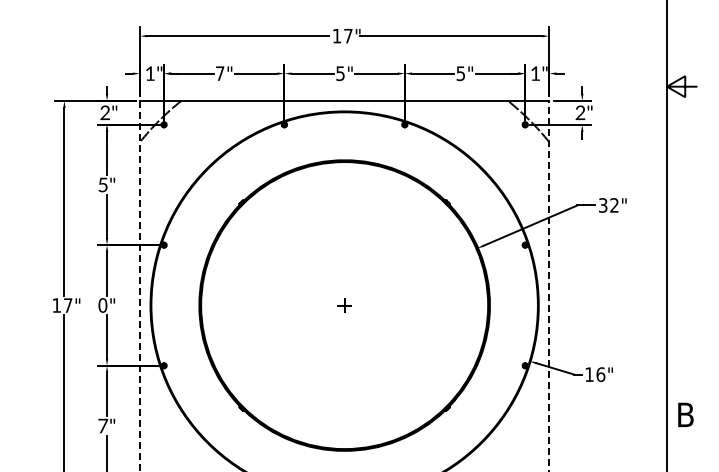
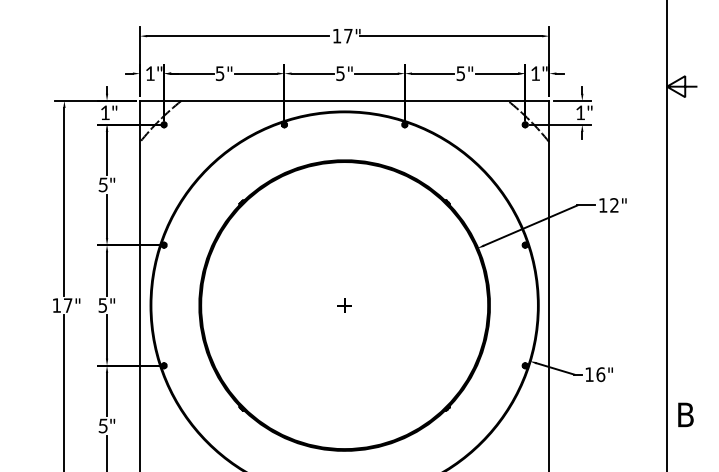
text: 7" -> 5" (219, 73)
text: 2" -> 1" (104, 112)
text: 2" -> 1" (580, 112)
text: 32" -> 12" (603, 205)
line: dashed -> solid (549, 285)
line: dashed -> solid (140, 286)
text: 0" -> 5" (102, 305)
text: 7" -> 5" (103, 425)
